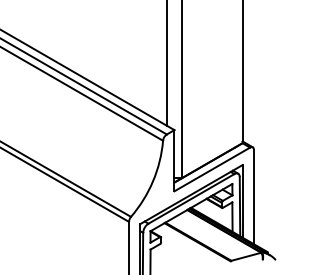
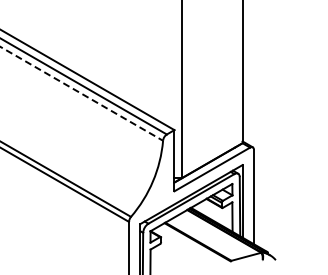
line: present -> none (166, 63)
line: solid -> dashed (81, 93)
